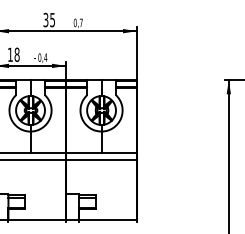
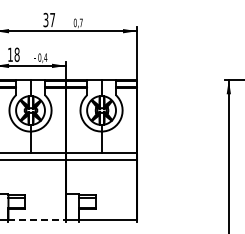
text: 35 -> 37 (52, 20)
line: solid -> dashed (37, 219)
